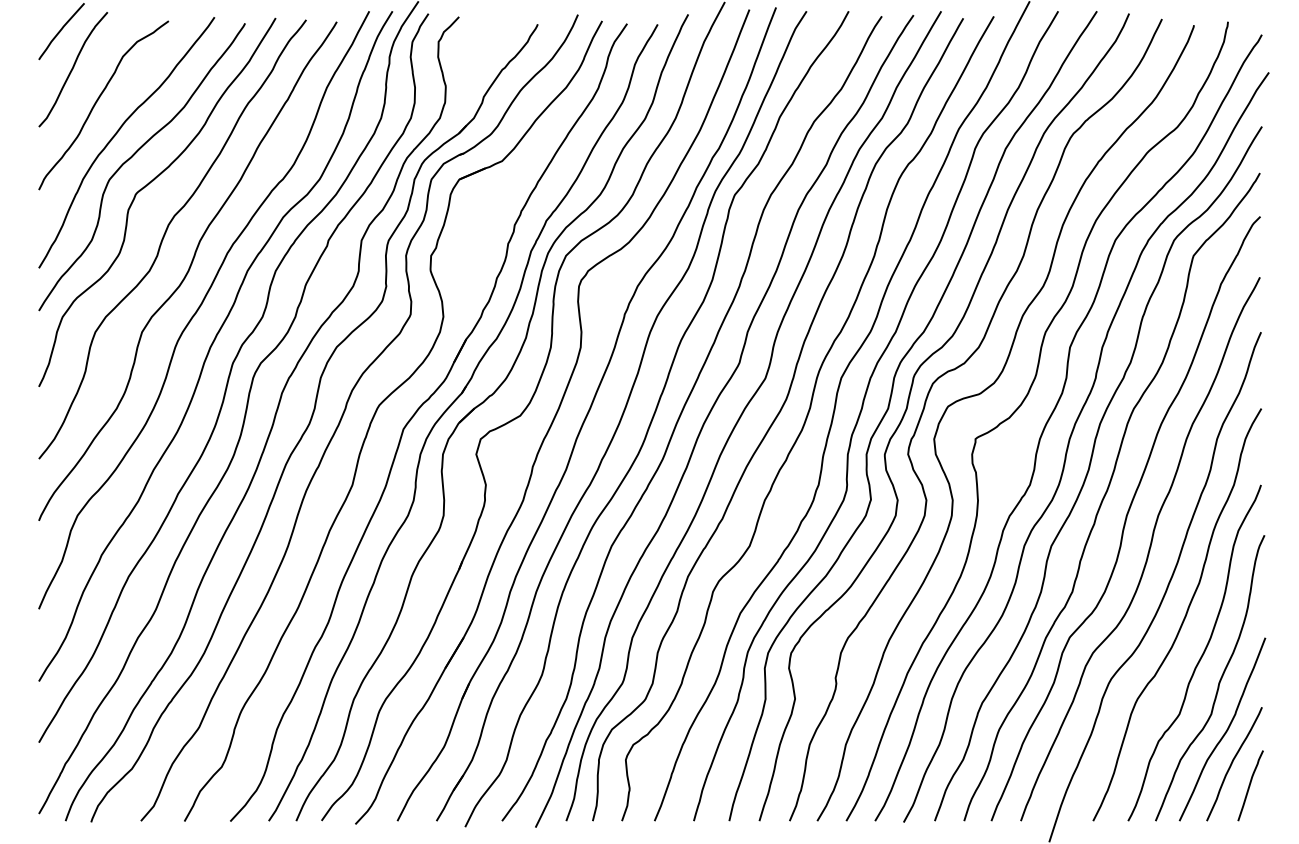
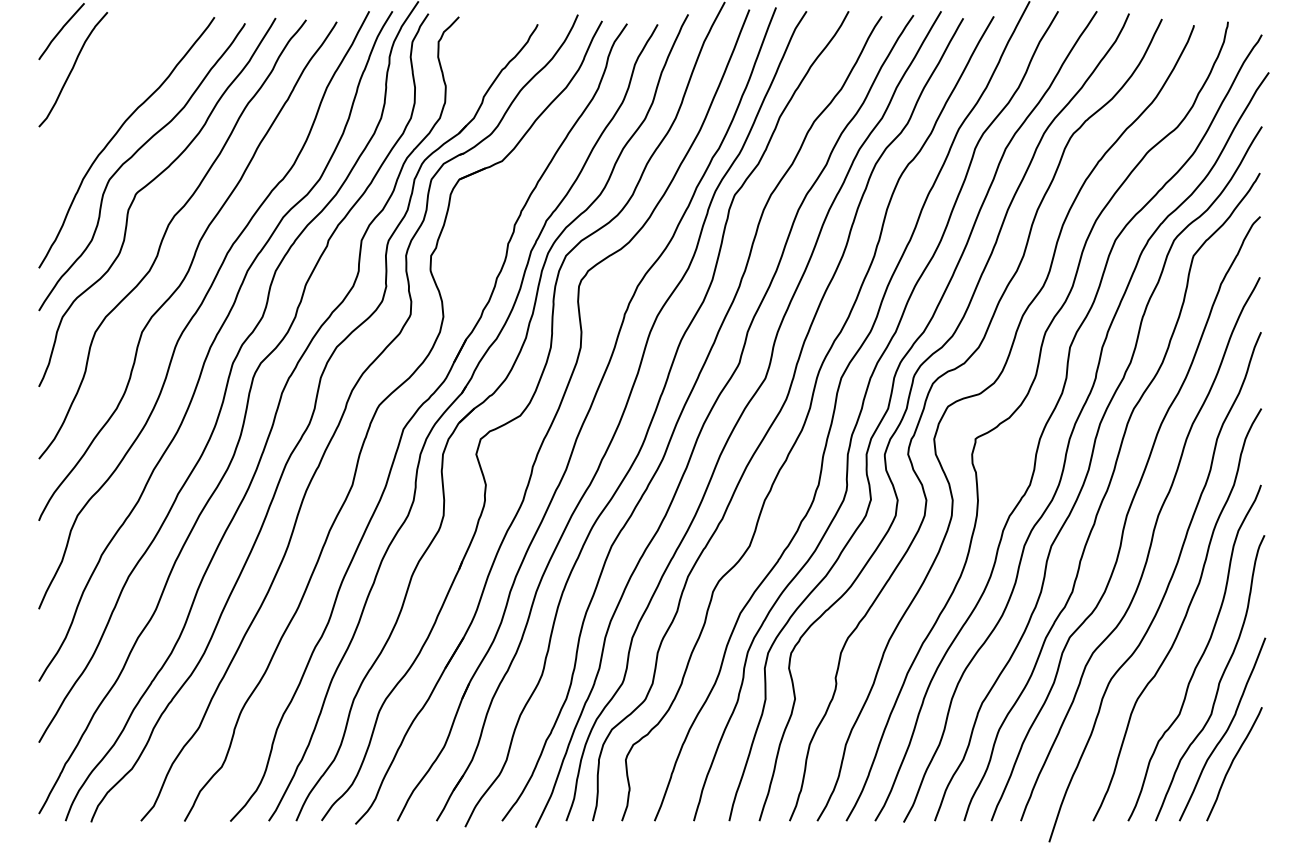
curve: present -> none (97, 102)
curve: present -> none (1250, 785)
